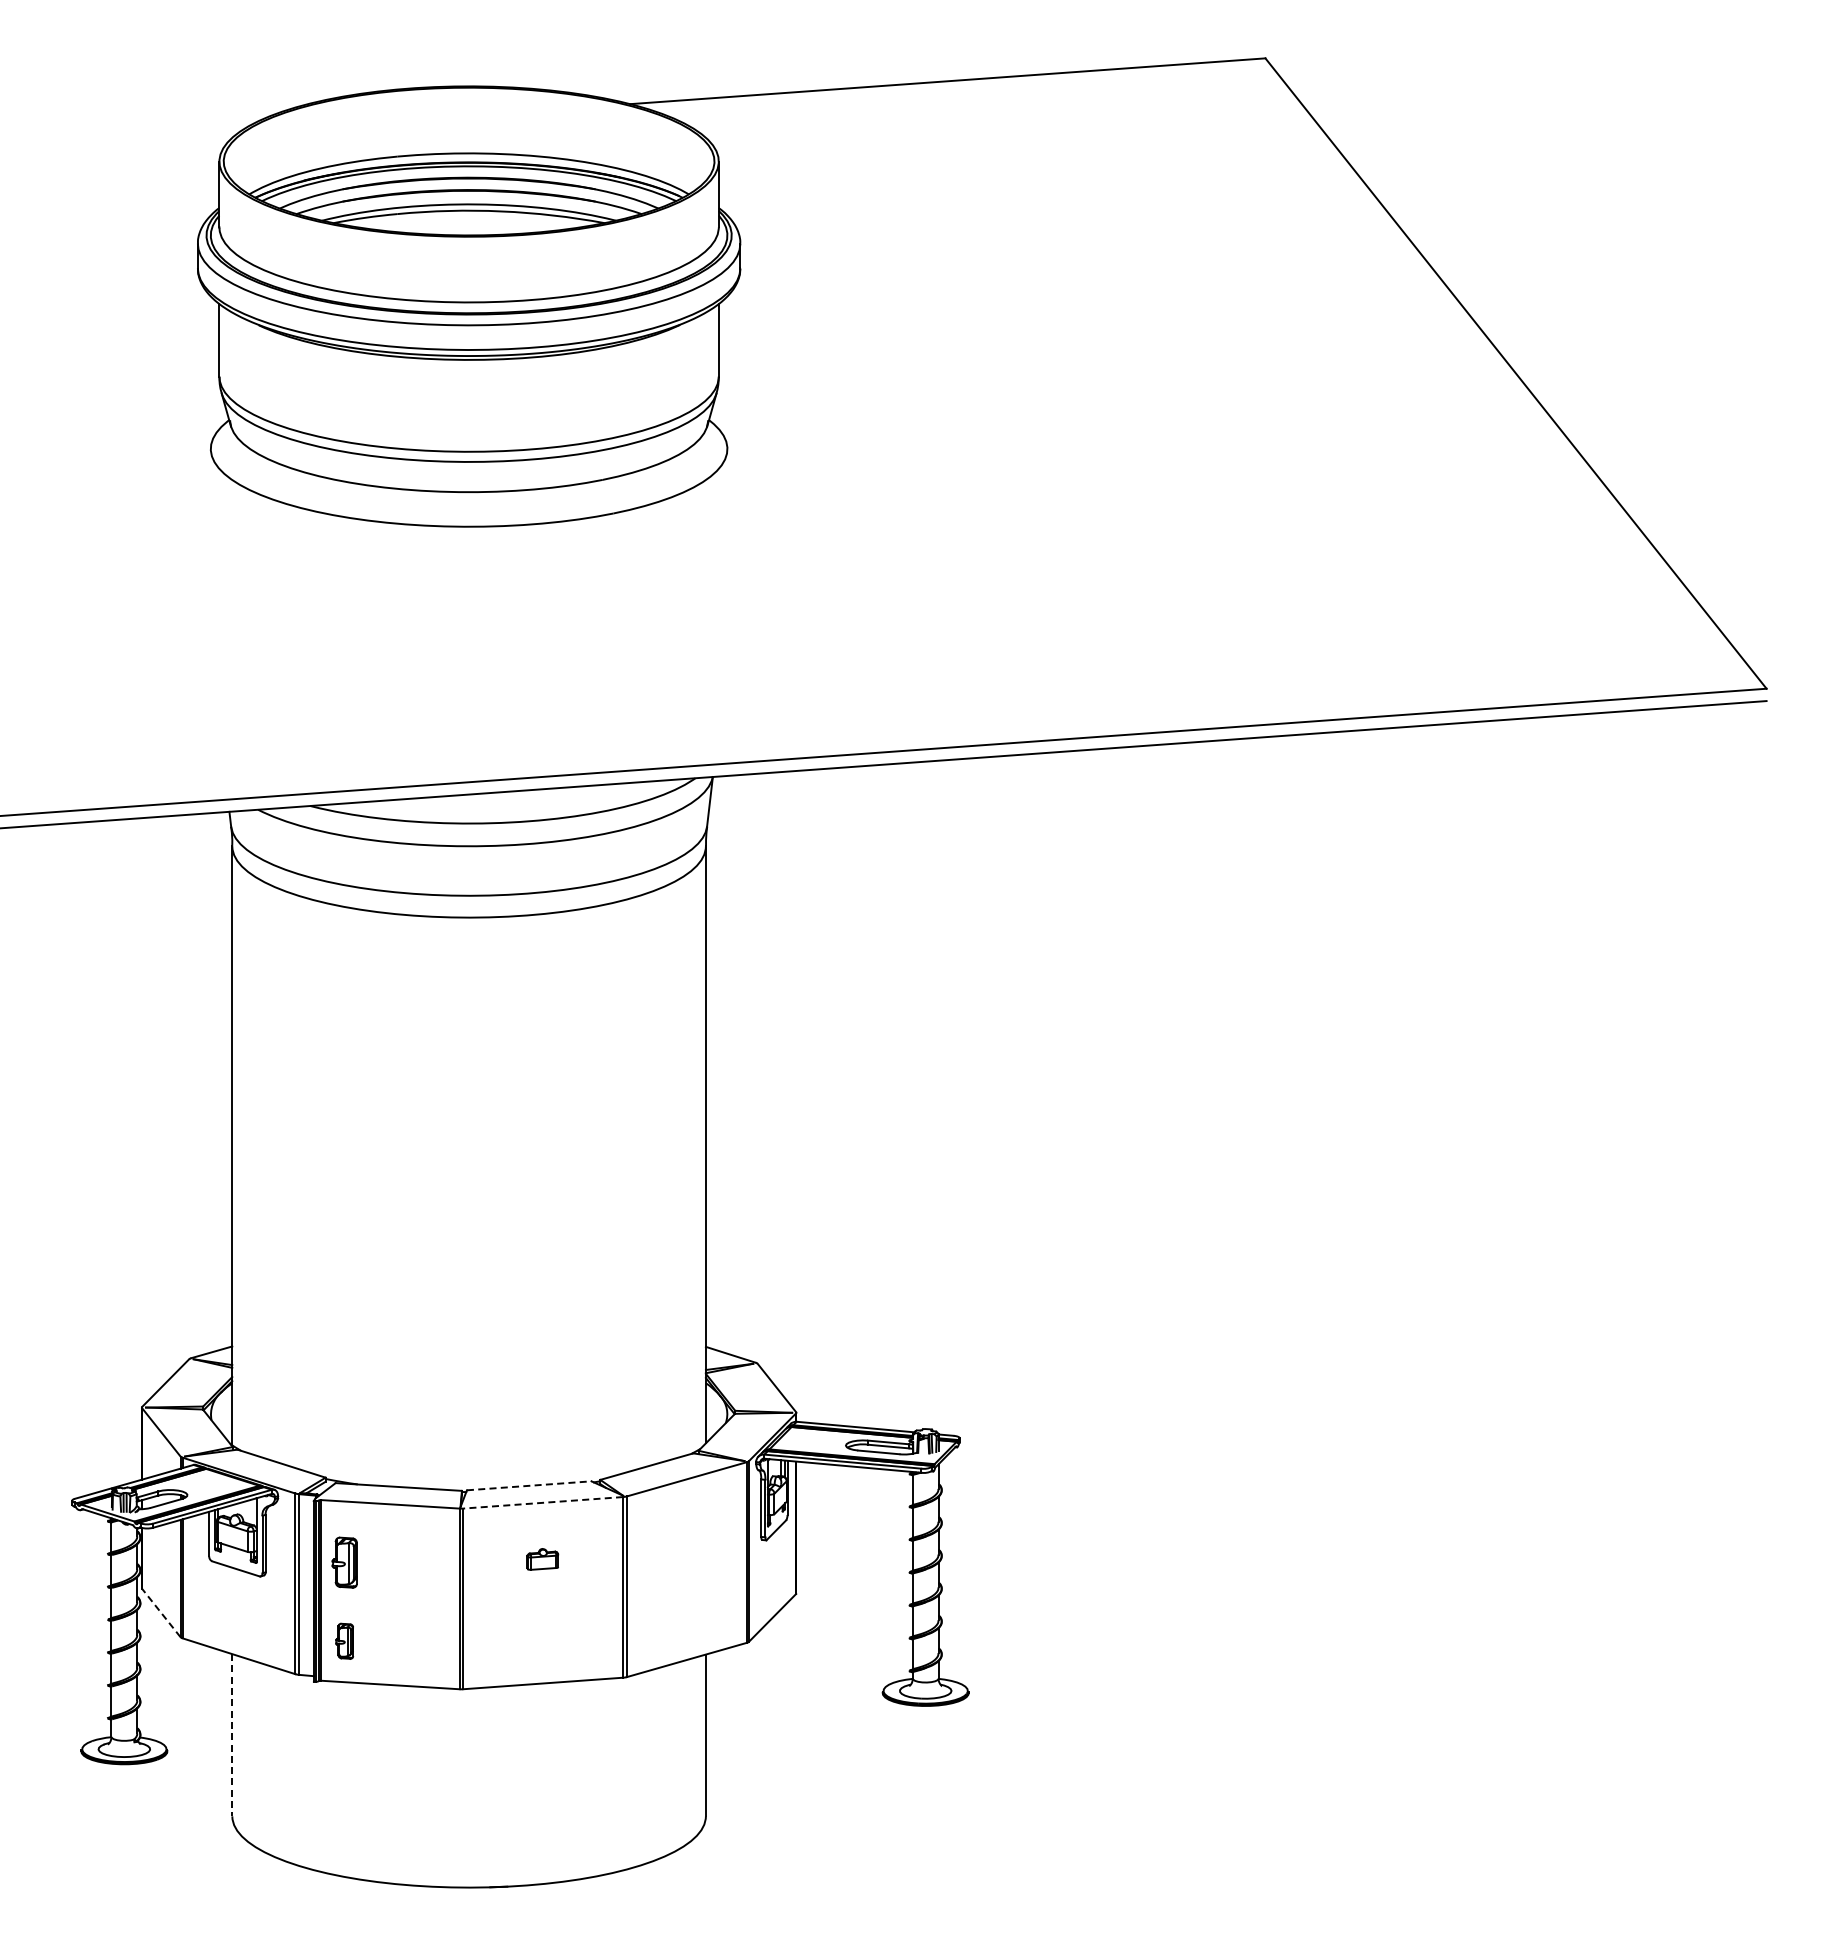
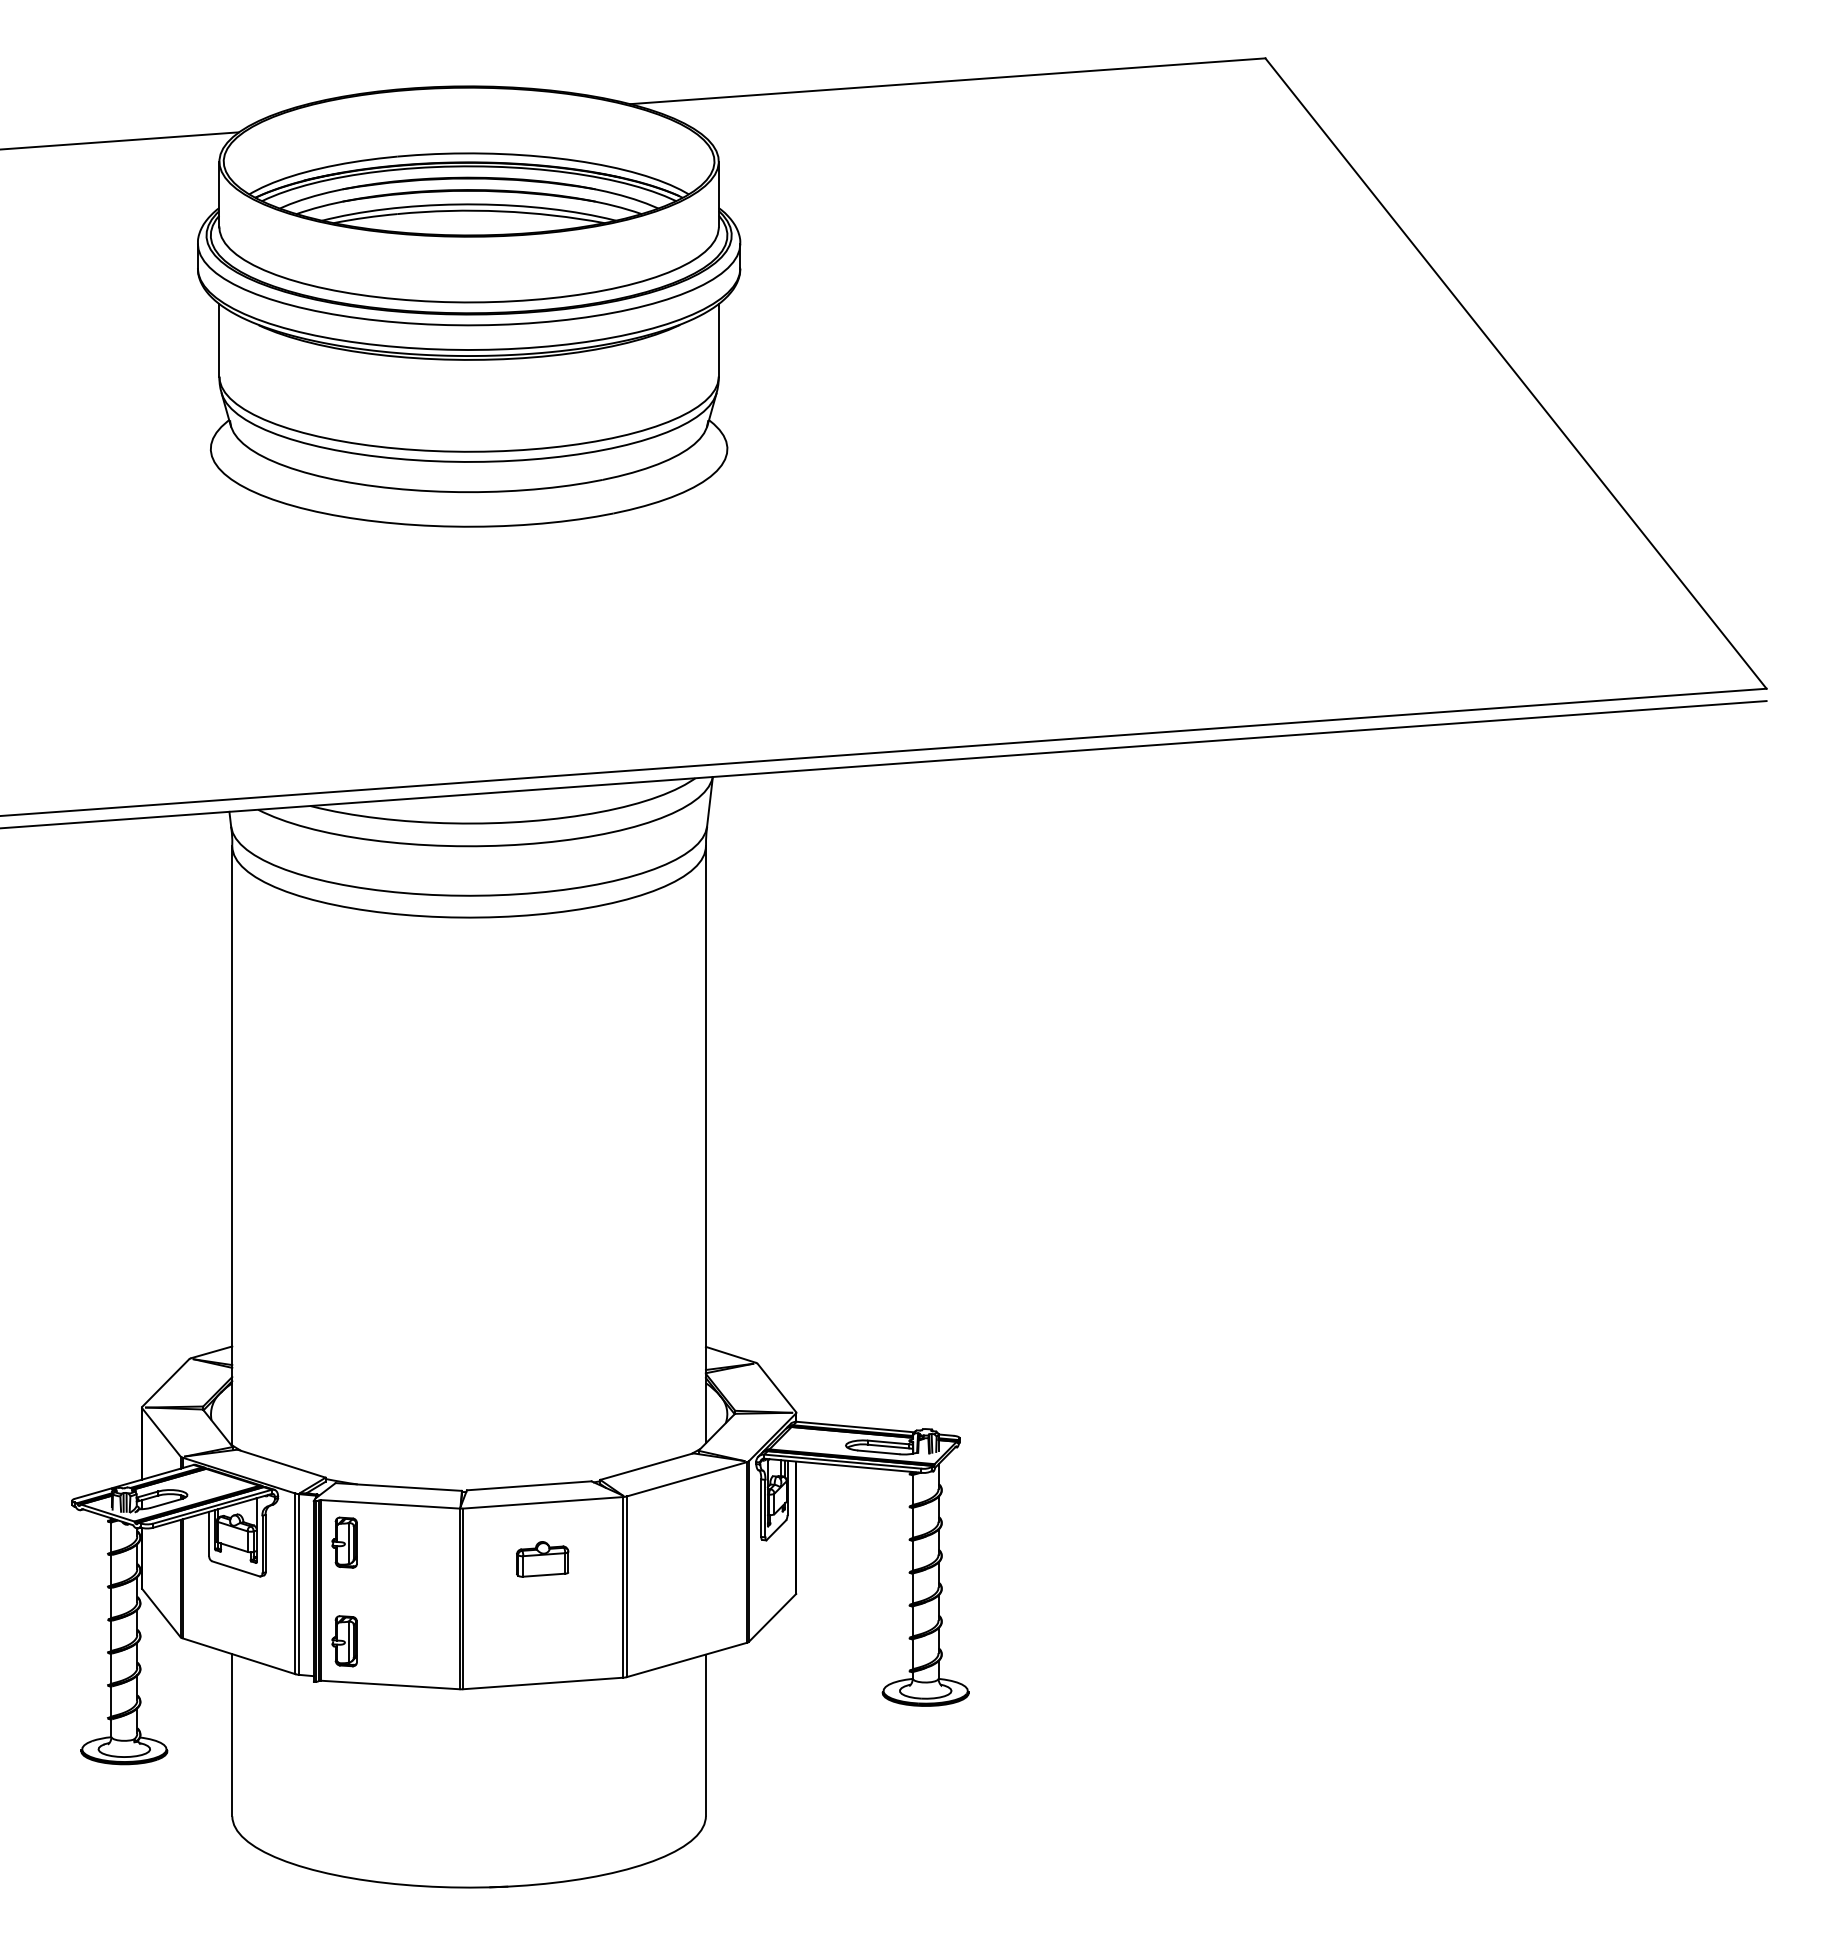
line: none -> present (120, 140)
line: dashed -> solid (529, 1485)
line: dashed -> solid (542, 1502)
part size: 34x23 px -> 54x37 px (542, 1559)
part position: (344, 1562) -> (344, 1542) (344, 1542)
line: dashed -> solid (161, 1613)
part size: 19x38 px -> 27x53 px (344, 1641)
line: dashed -> solid (232, 1735)
